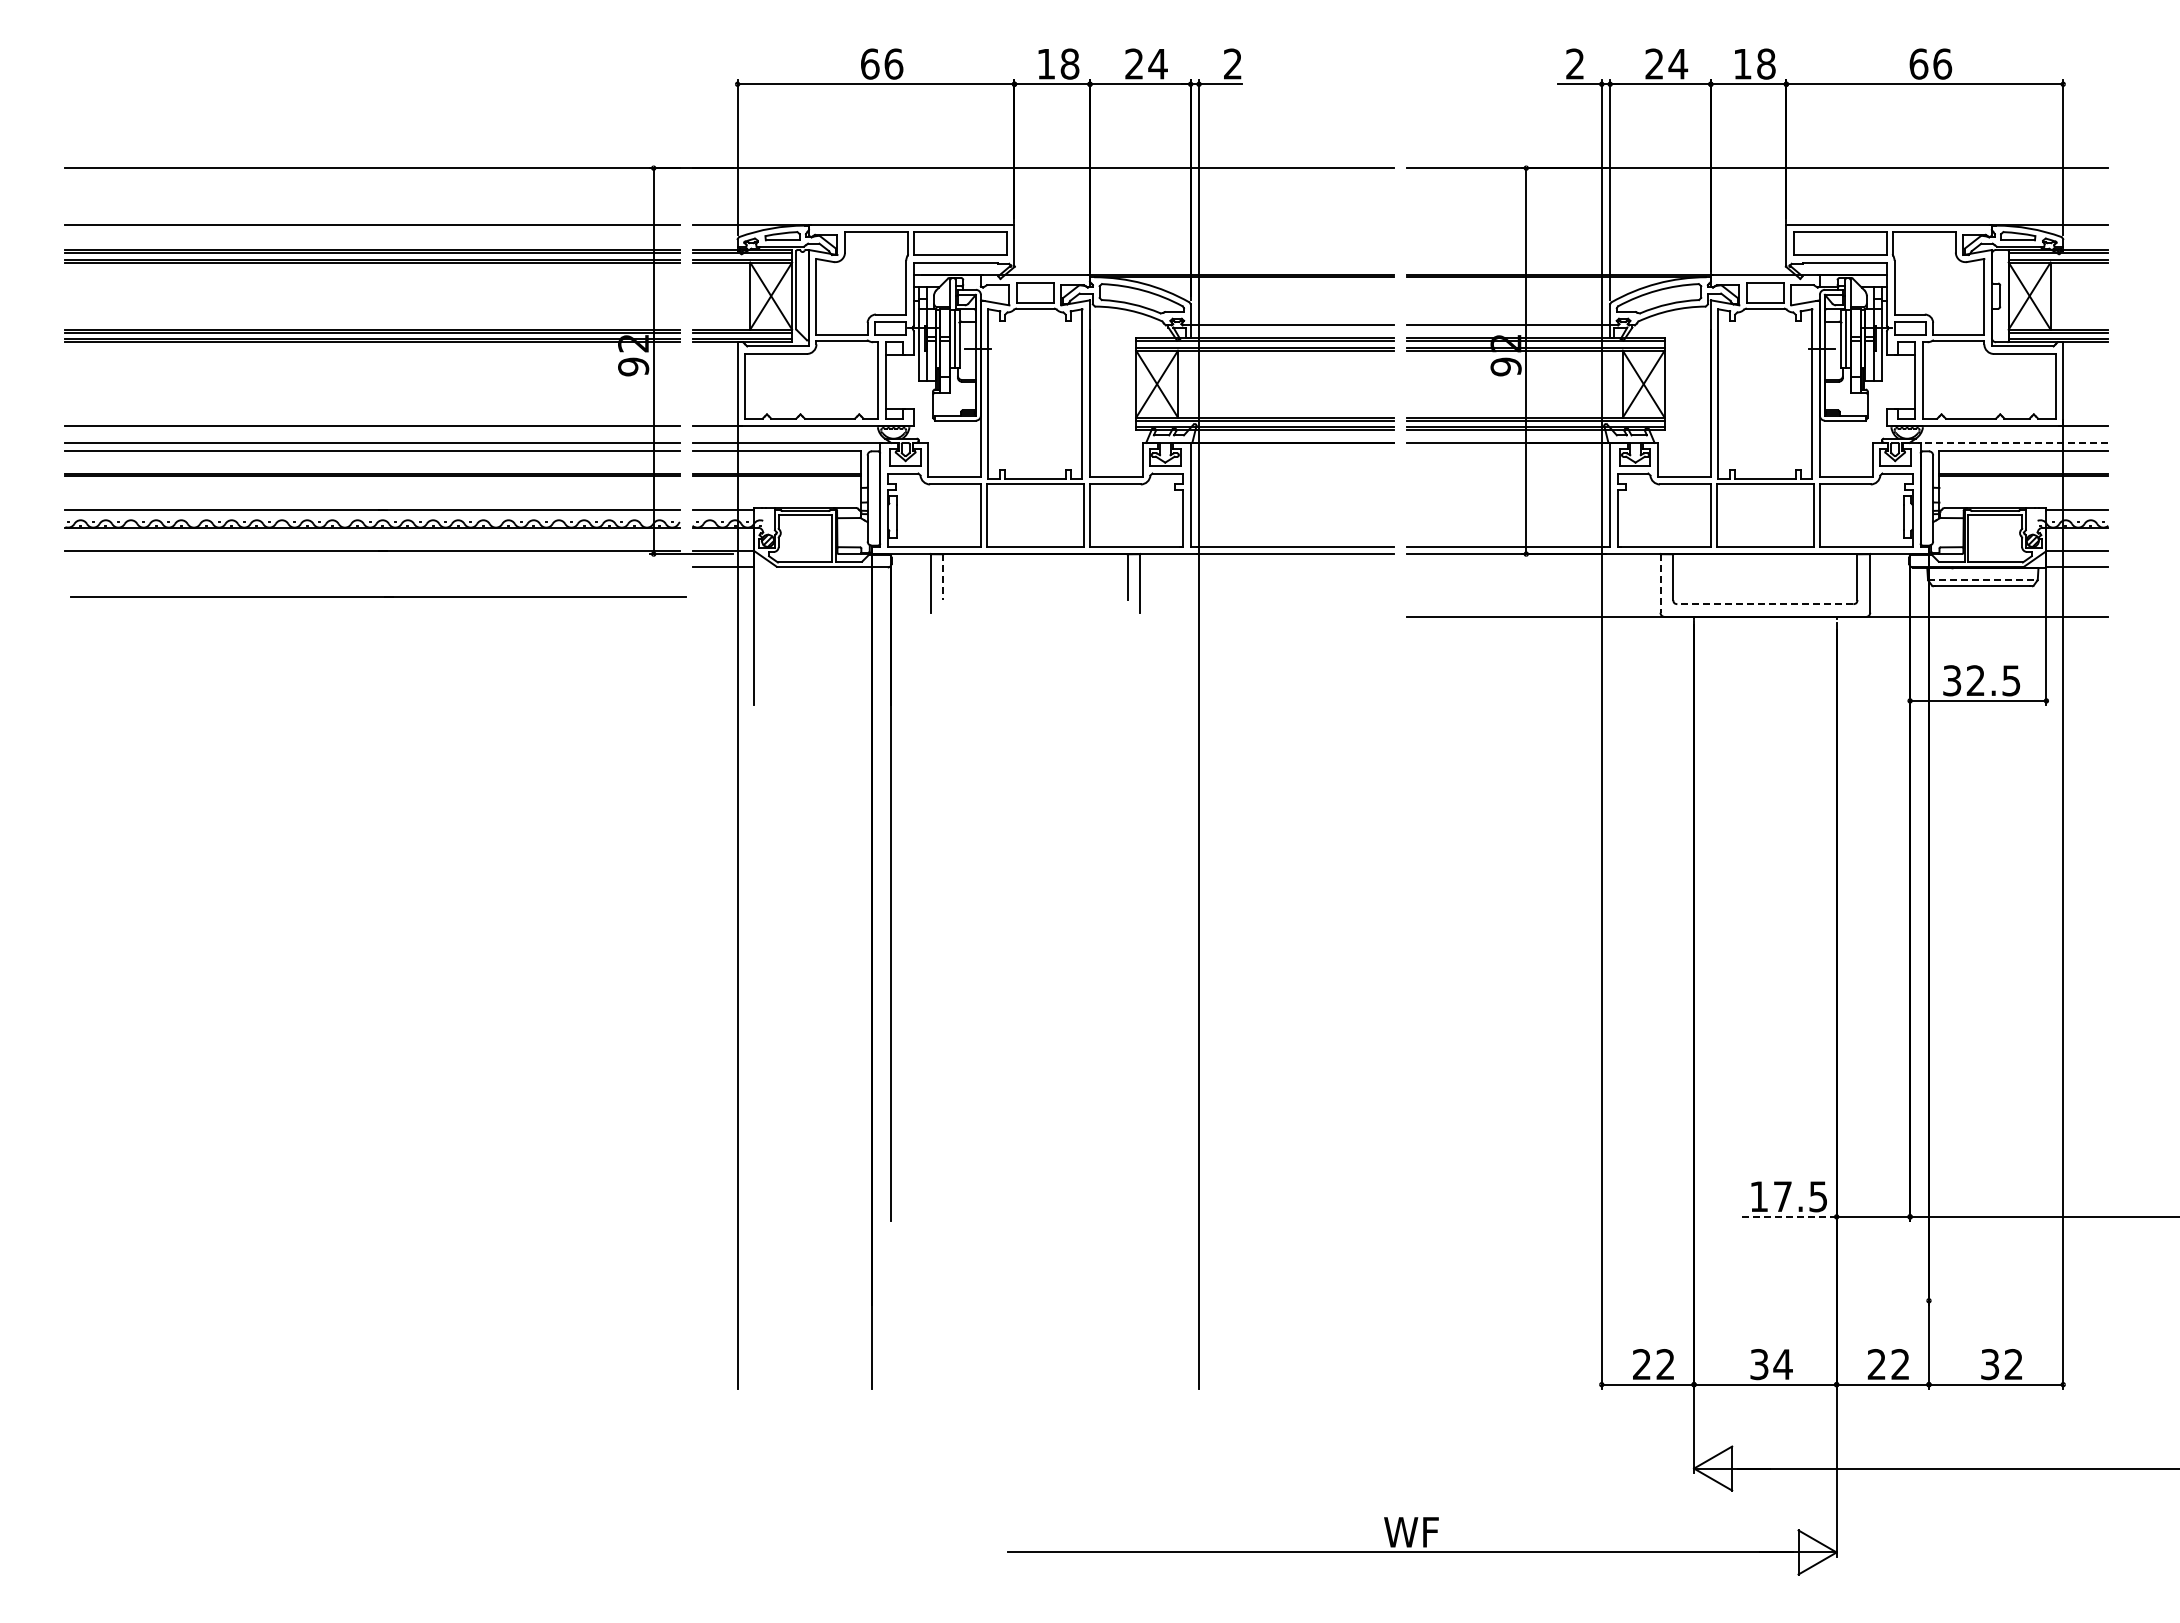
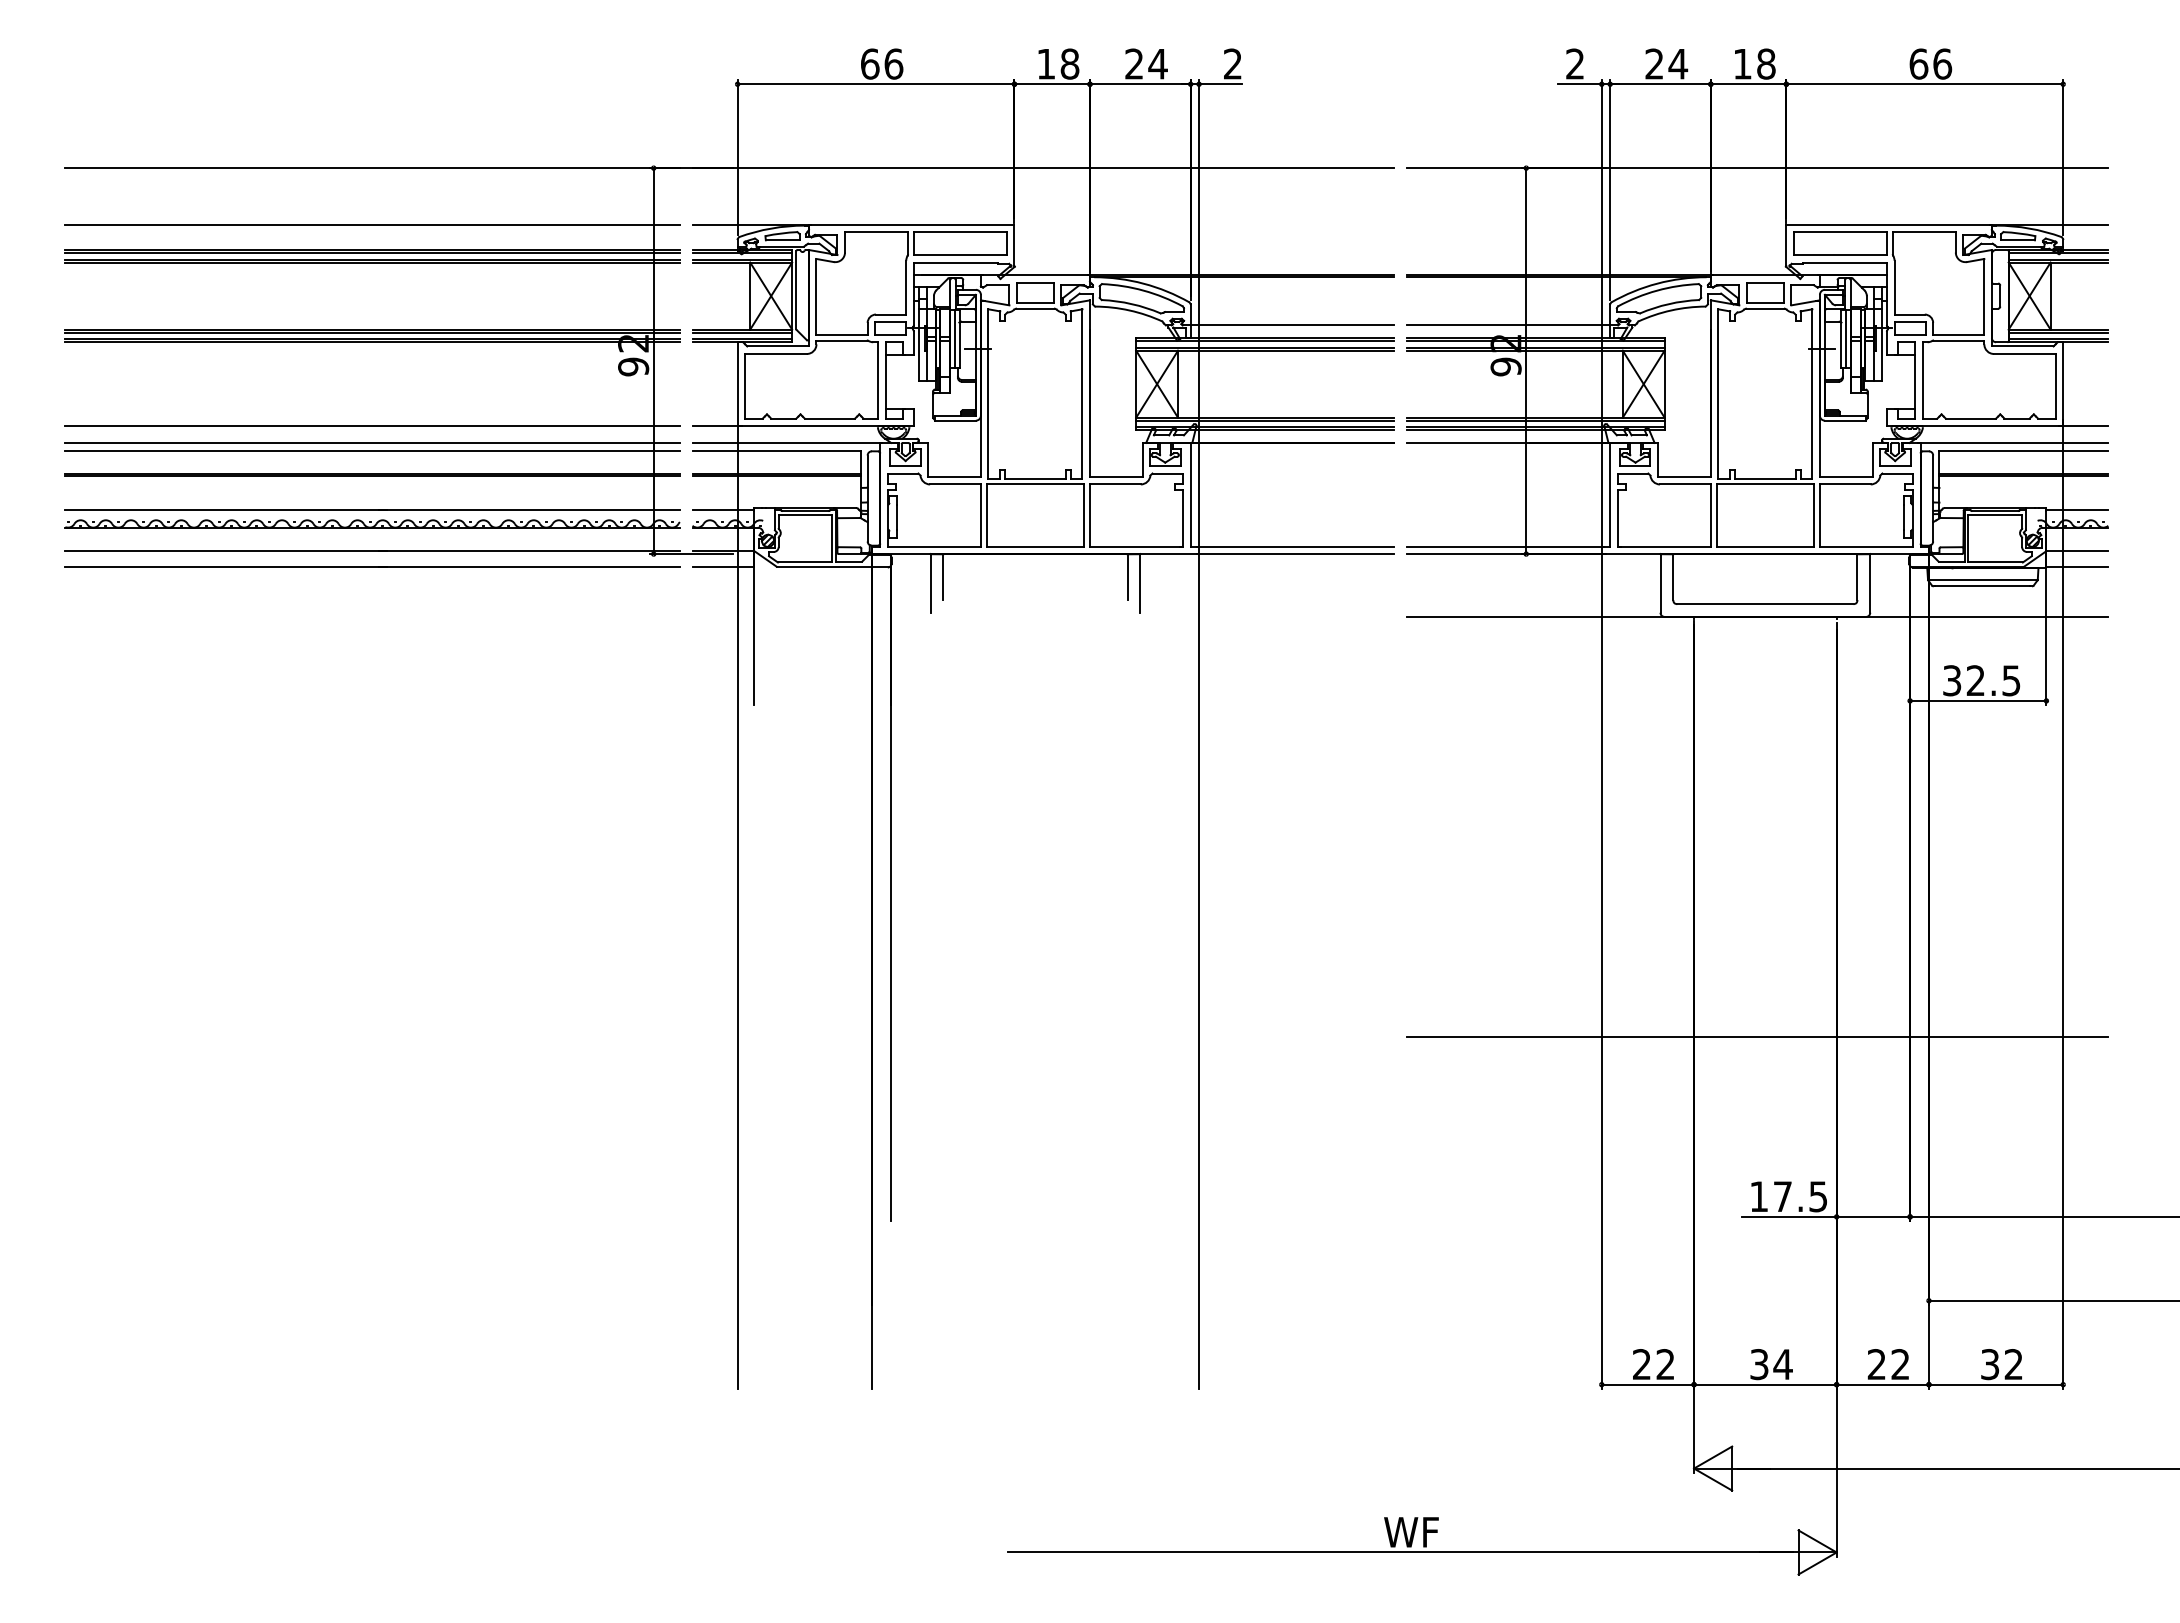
line: dashed -> solid (2013, 442)
line: dashed -> solid (943, 577)
line: dashed -> solid (1982, 580)
line: dashed -> solid (1660, 583)
line position: (378, 596) -> (372, 566) (372, 566)
line: dashed -> solid (1764, 604)
line: none -> present (1757, 1036)
line: dashed -> solid (1789, 1216)
line: none -> present (2052, 1300)
